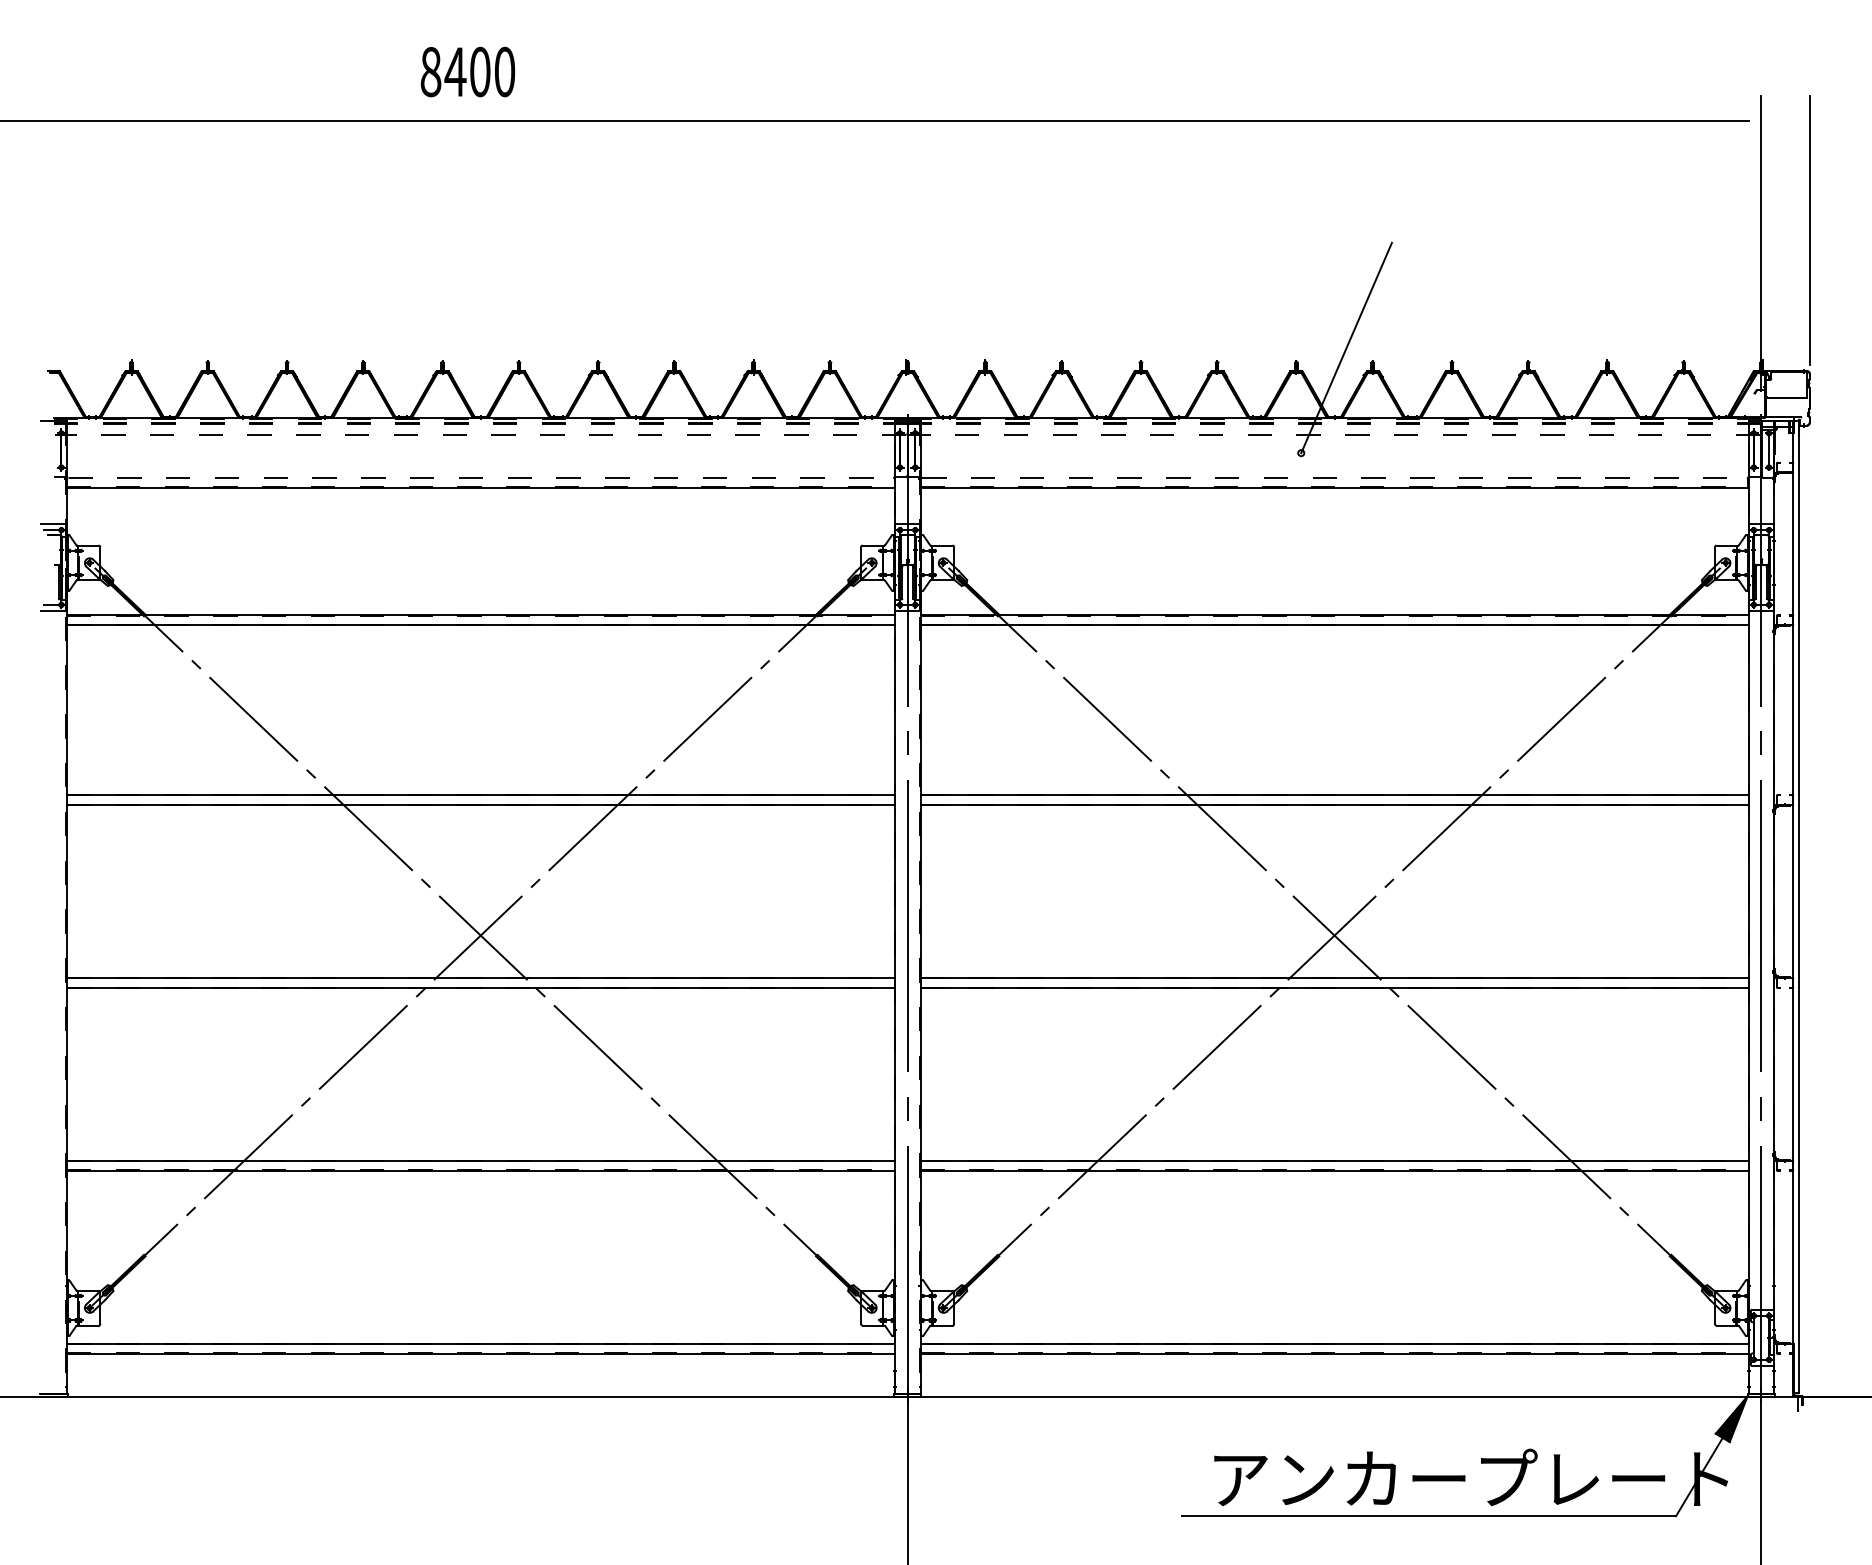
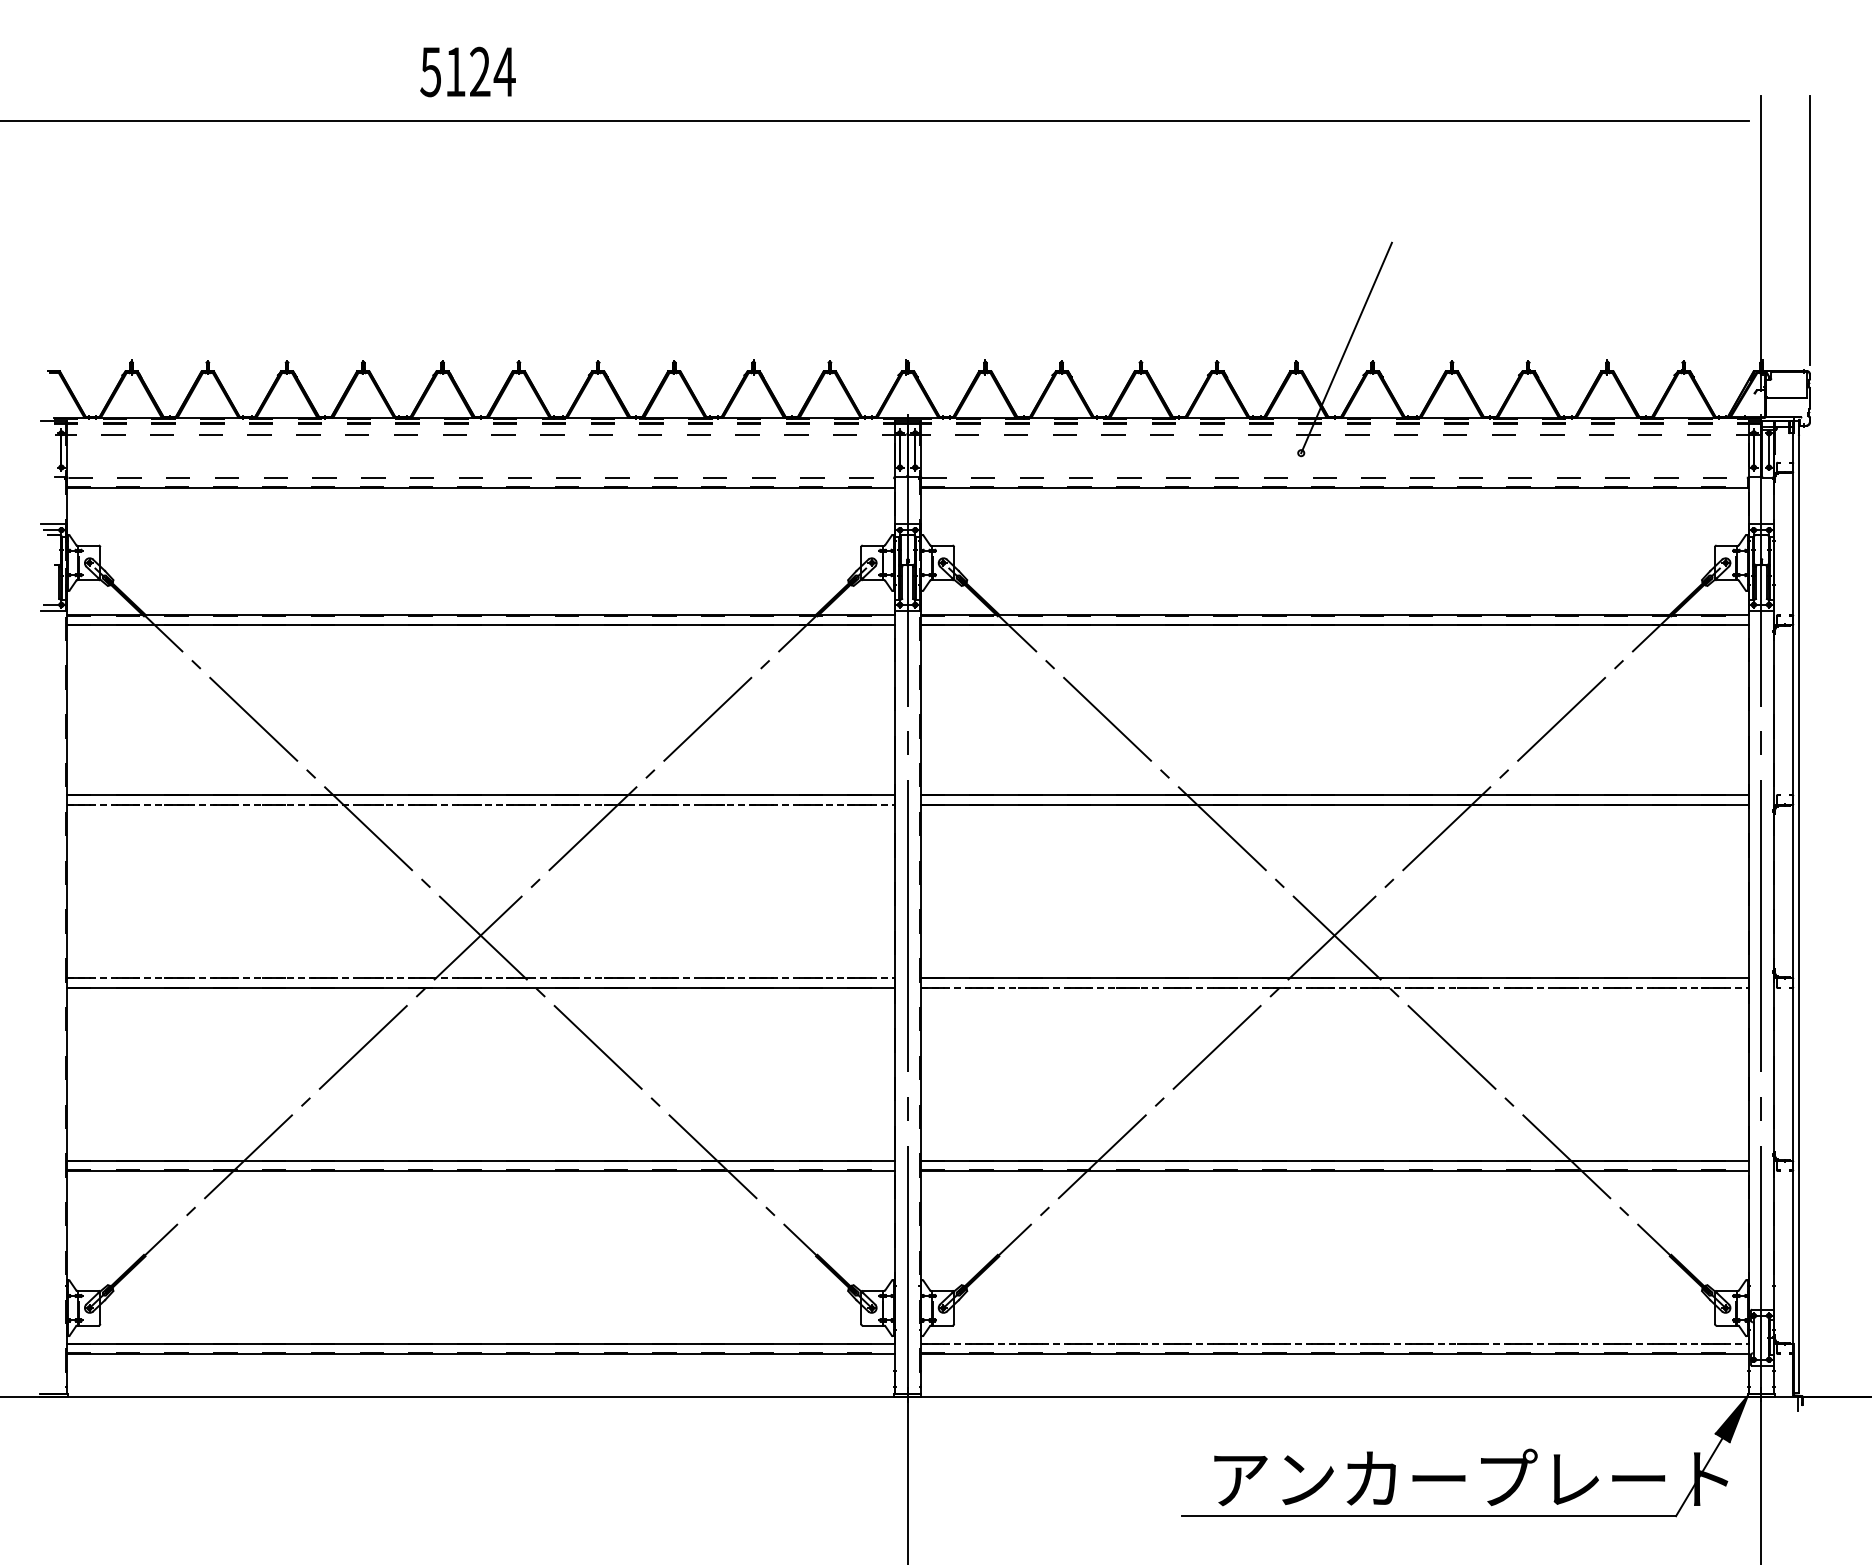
text: 8400 -> 5124 (467, 71)
line: solid -> dashed (480, 805)
line: solid -> dashed (480, 977)
line: solid -> dashed (1334, 988)
line: solid -> dashed (1334, 1343)
